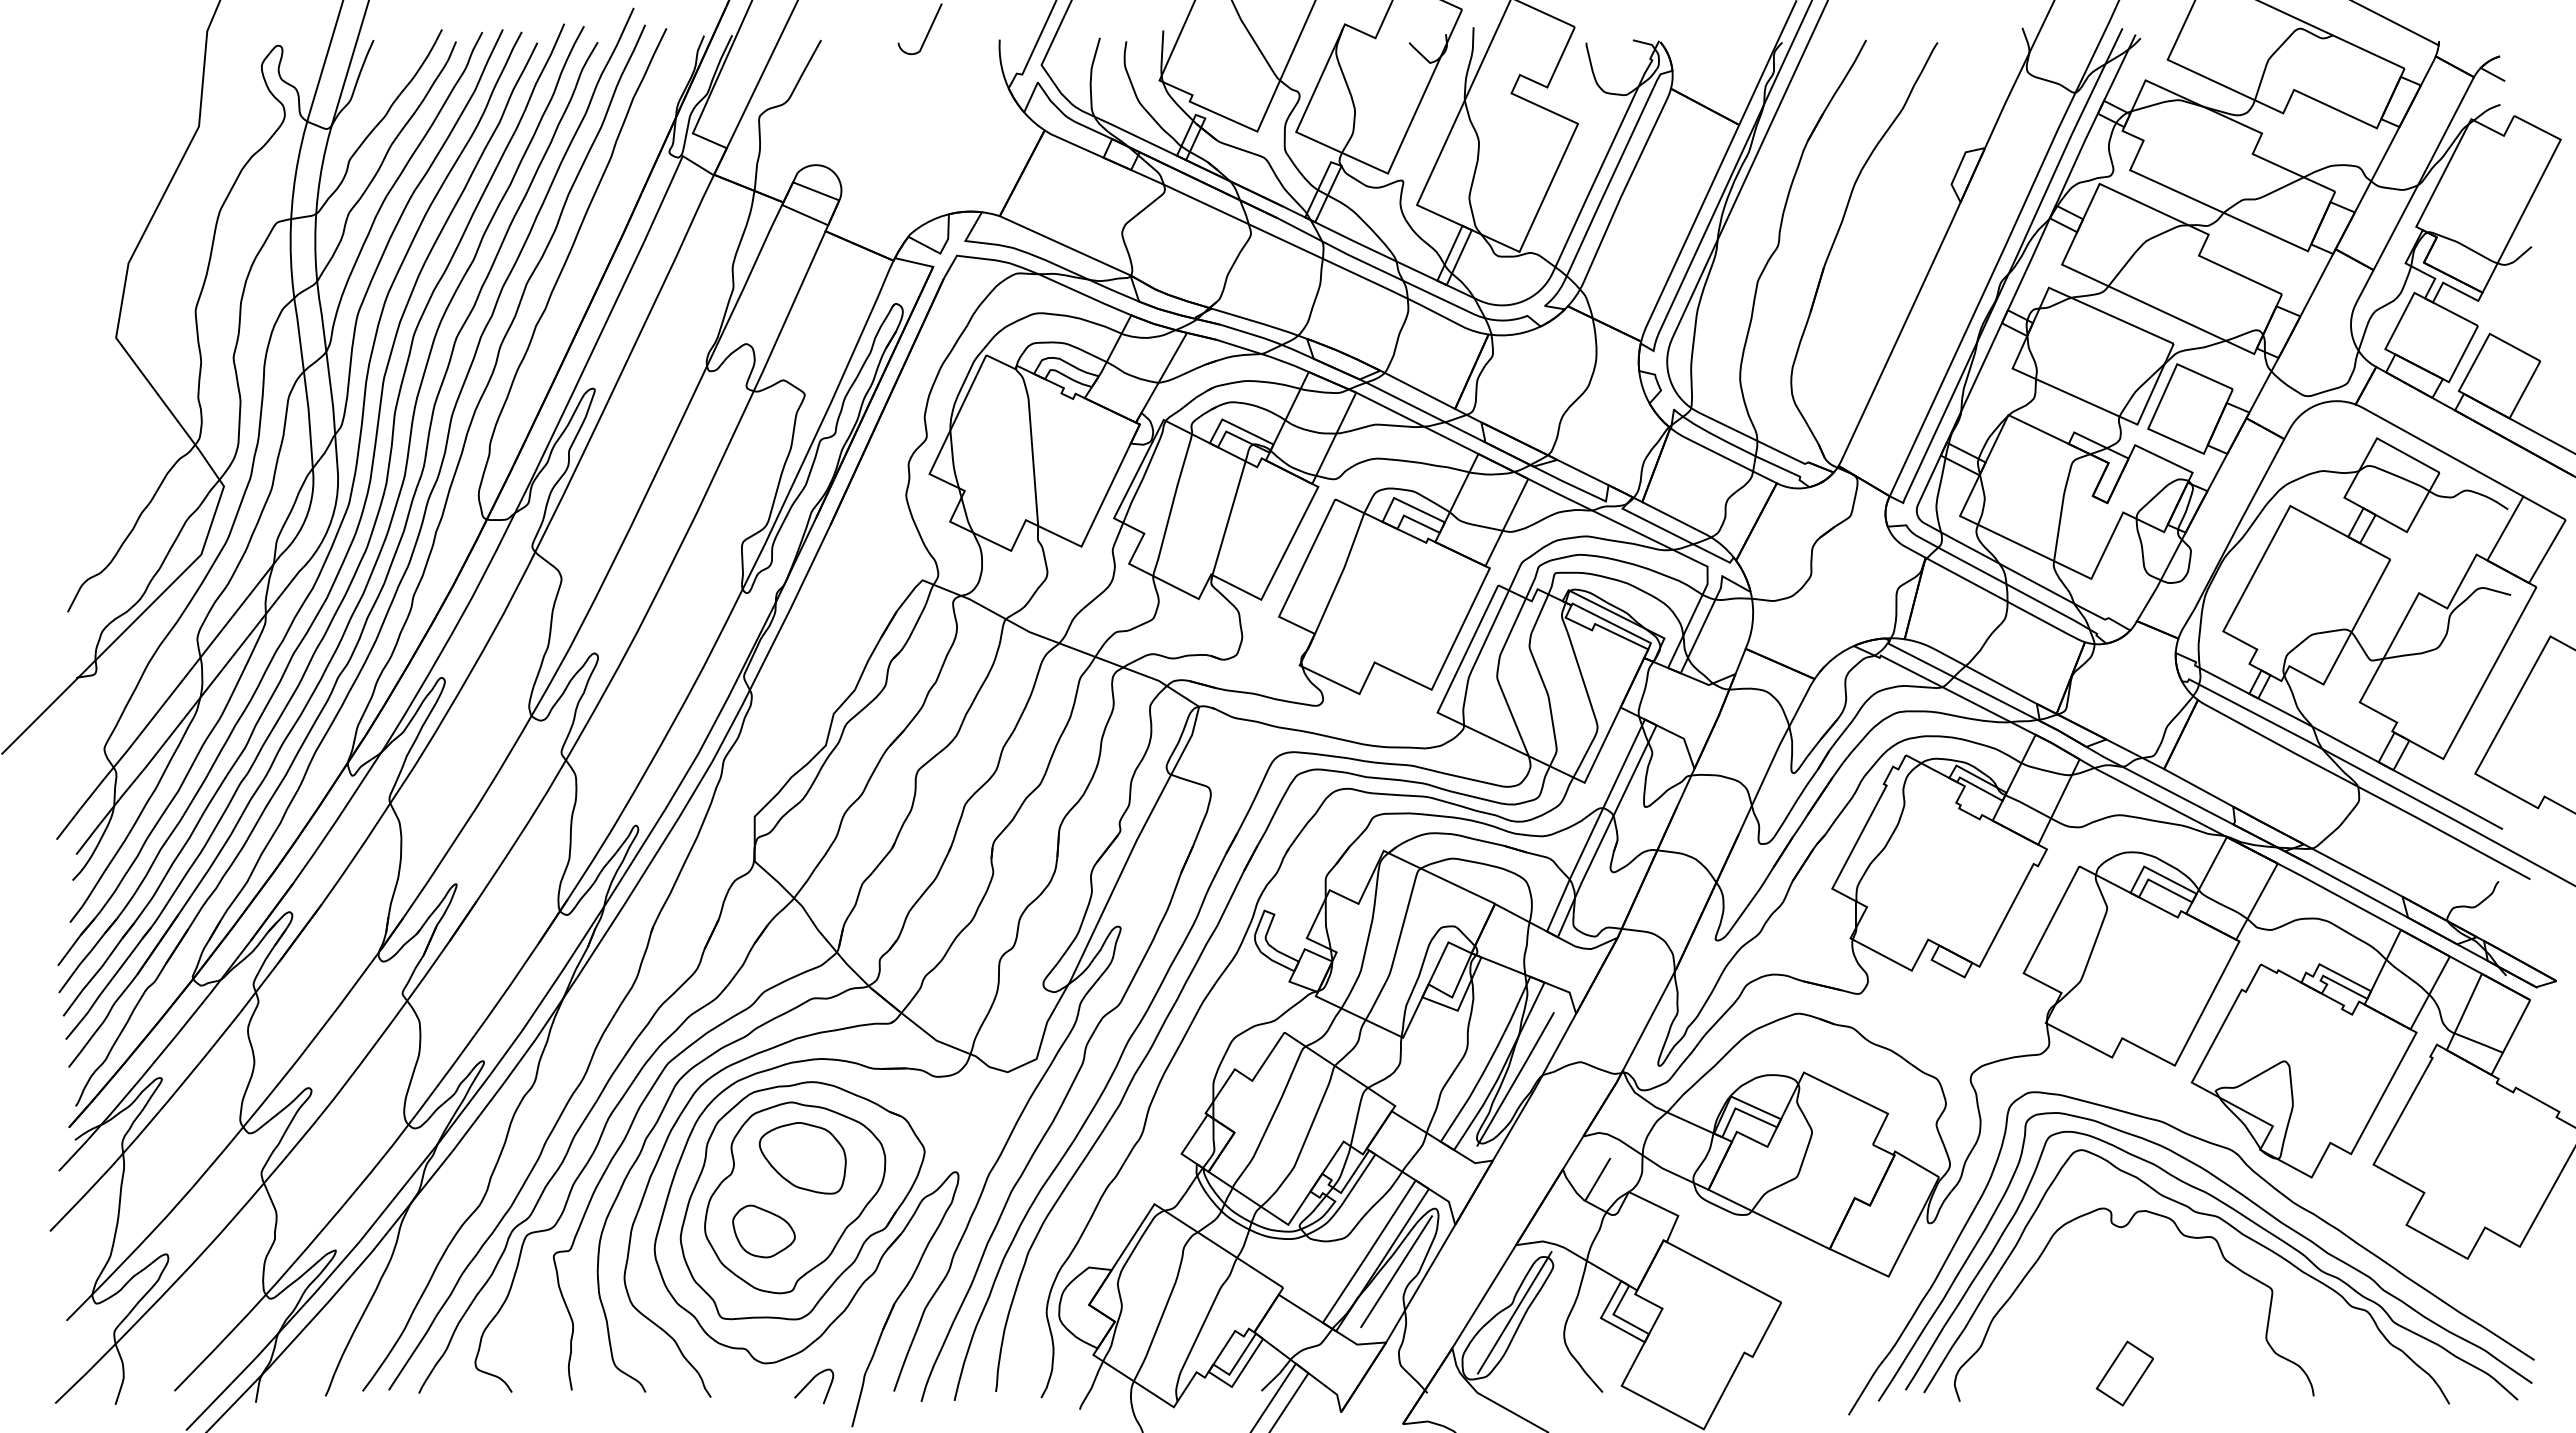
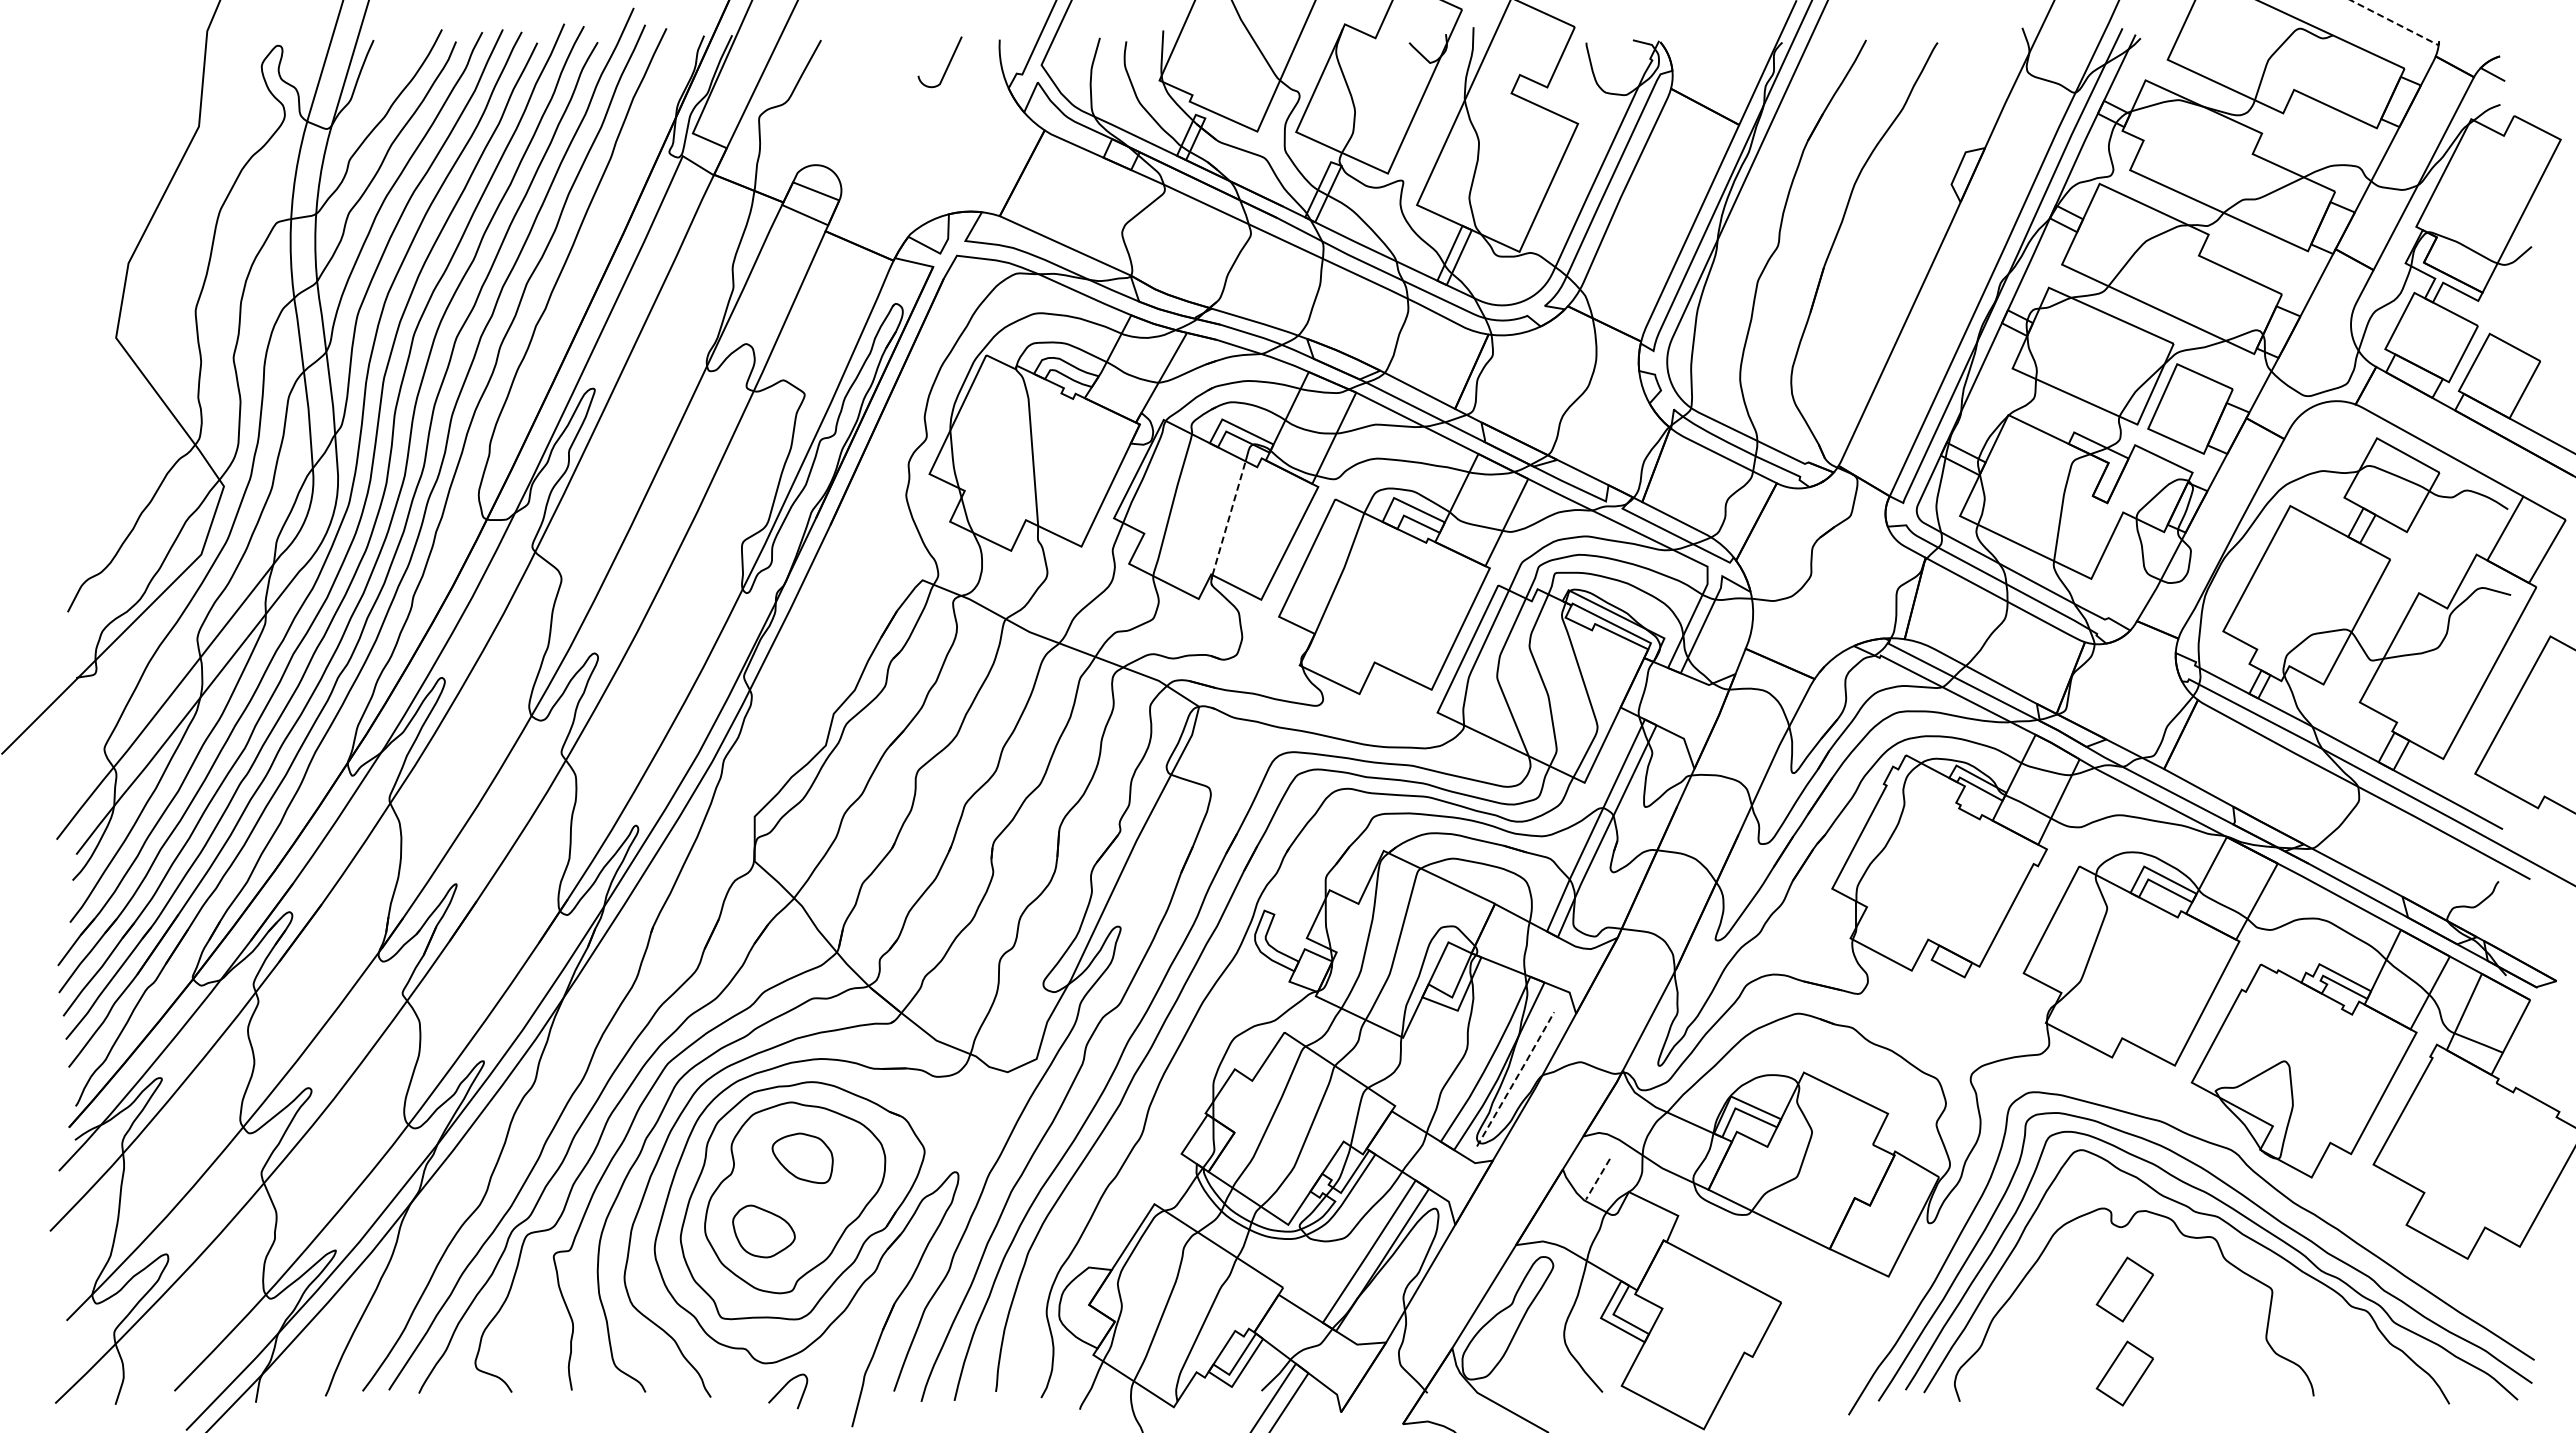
line: solid -> dashed (2397, 24)
curve position: (927, 32) -> (947, 65) (947, 65)
line: solid -> dashed (1229, 517)
line: solid -> dashed (1516, 1078)
part size: 89x73 px -> 63x52 px (802, 1157)
line: solid -> dashed (1598, 1179)
line: present -> none (1396, 1271)
part: none -> present (2124, 1289)
line: present -> none (1514, 1312)
curve position: (810, 1382) -> (784, 1387) (784, 1387)
